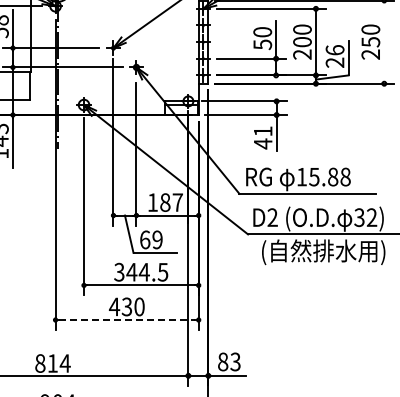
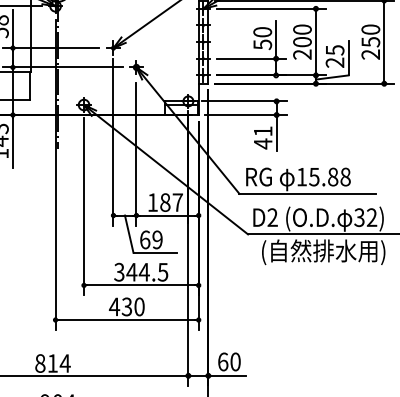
line: none -> present (384, 42)
text: 26 -> 25 (334, 50)
line: dashed -> solid (127, 320)
text: 83 -> 60 (229, 361)
